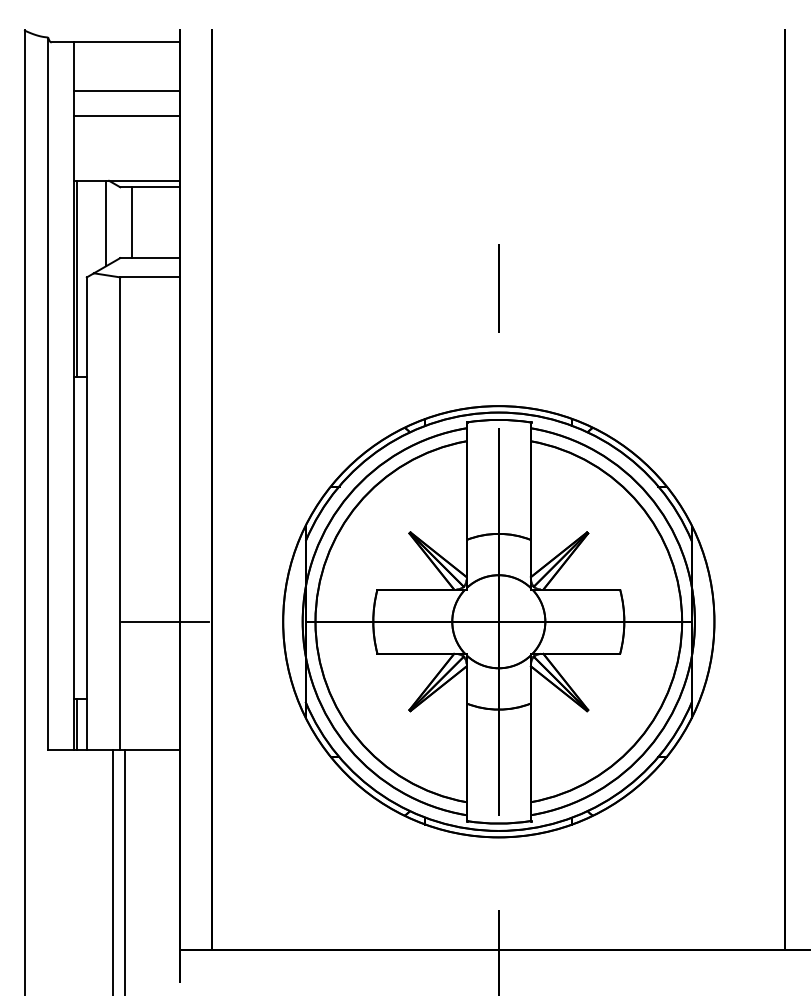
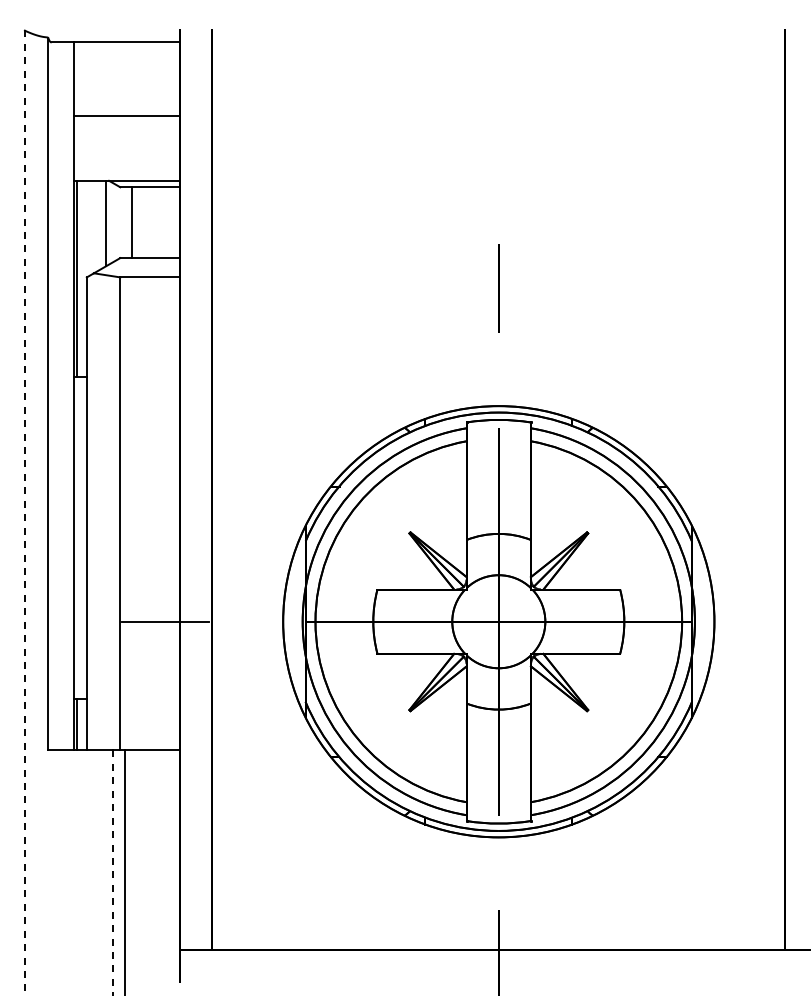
line: present -> none (127, 90)
line: solid -> dashed (24, 513)
line: solid -> dashed (112, 873)
